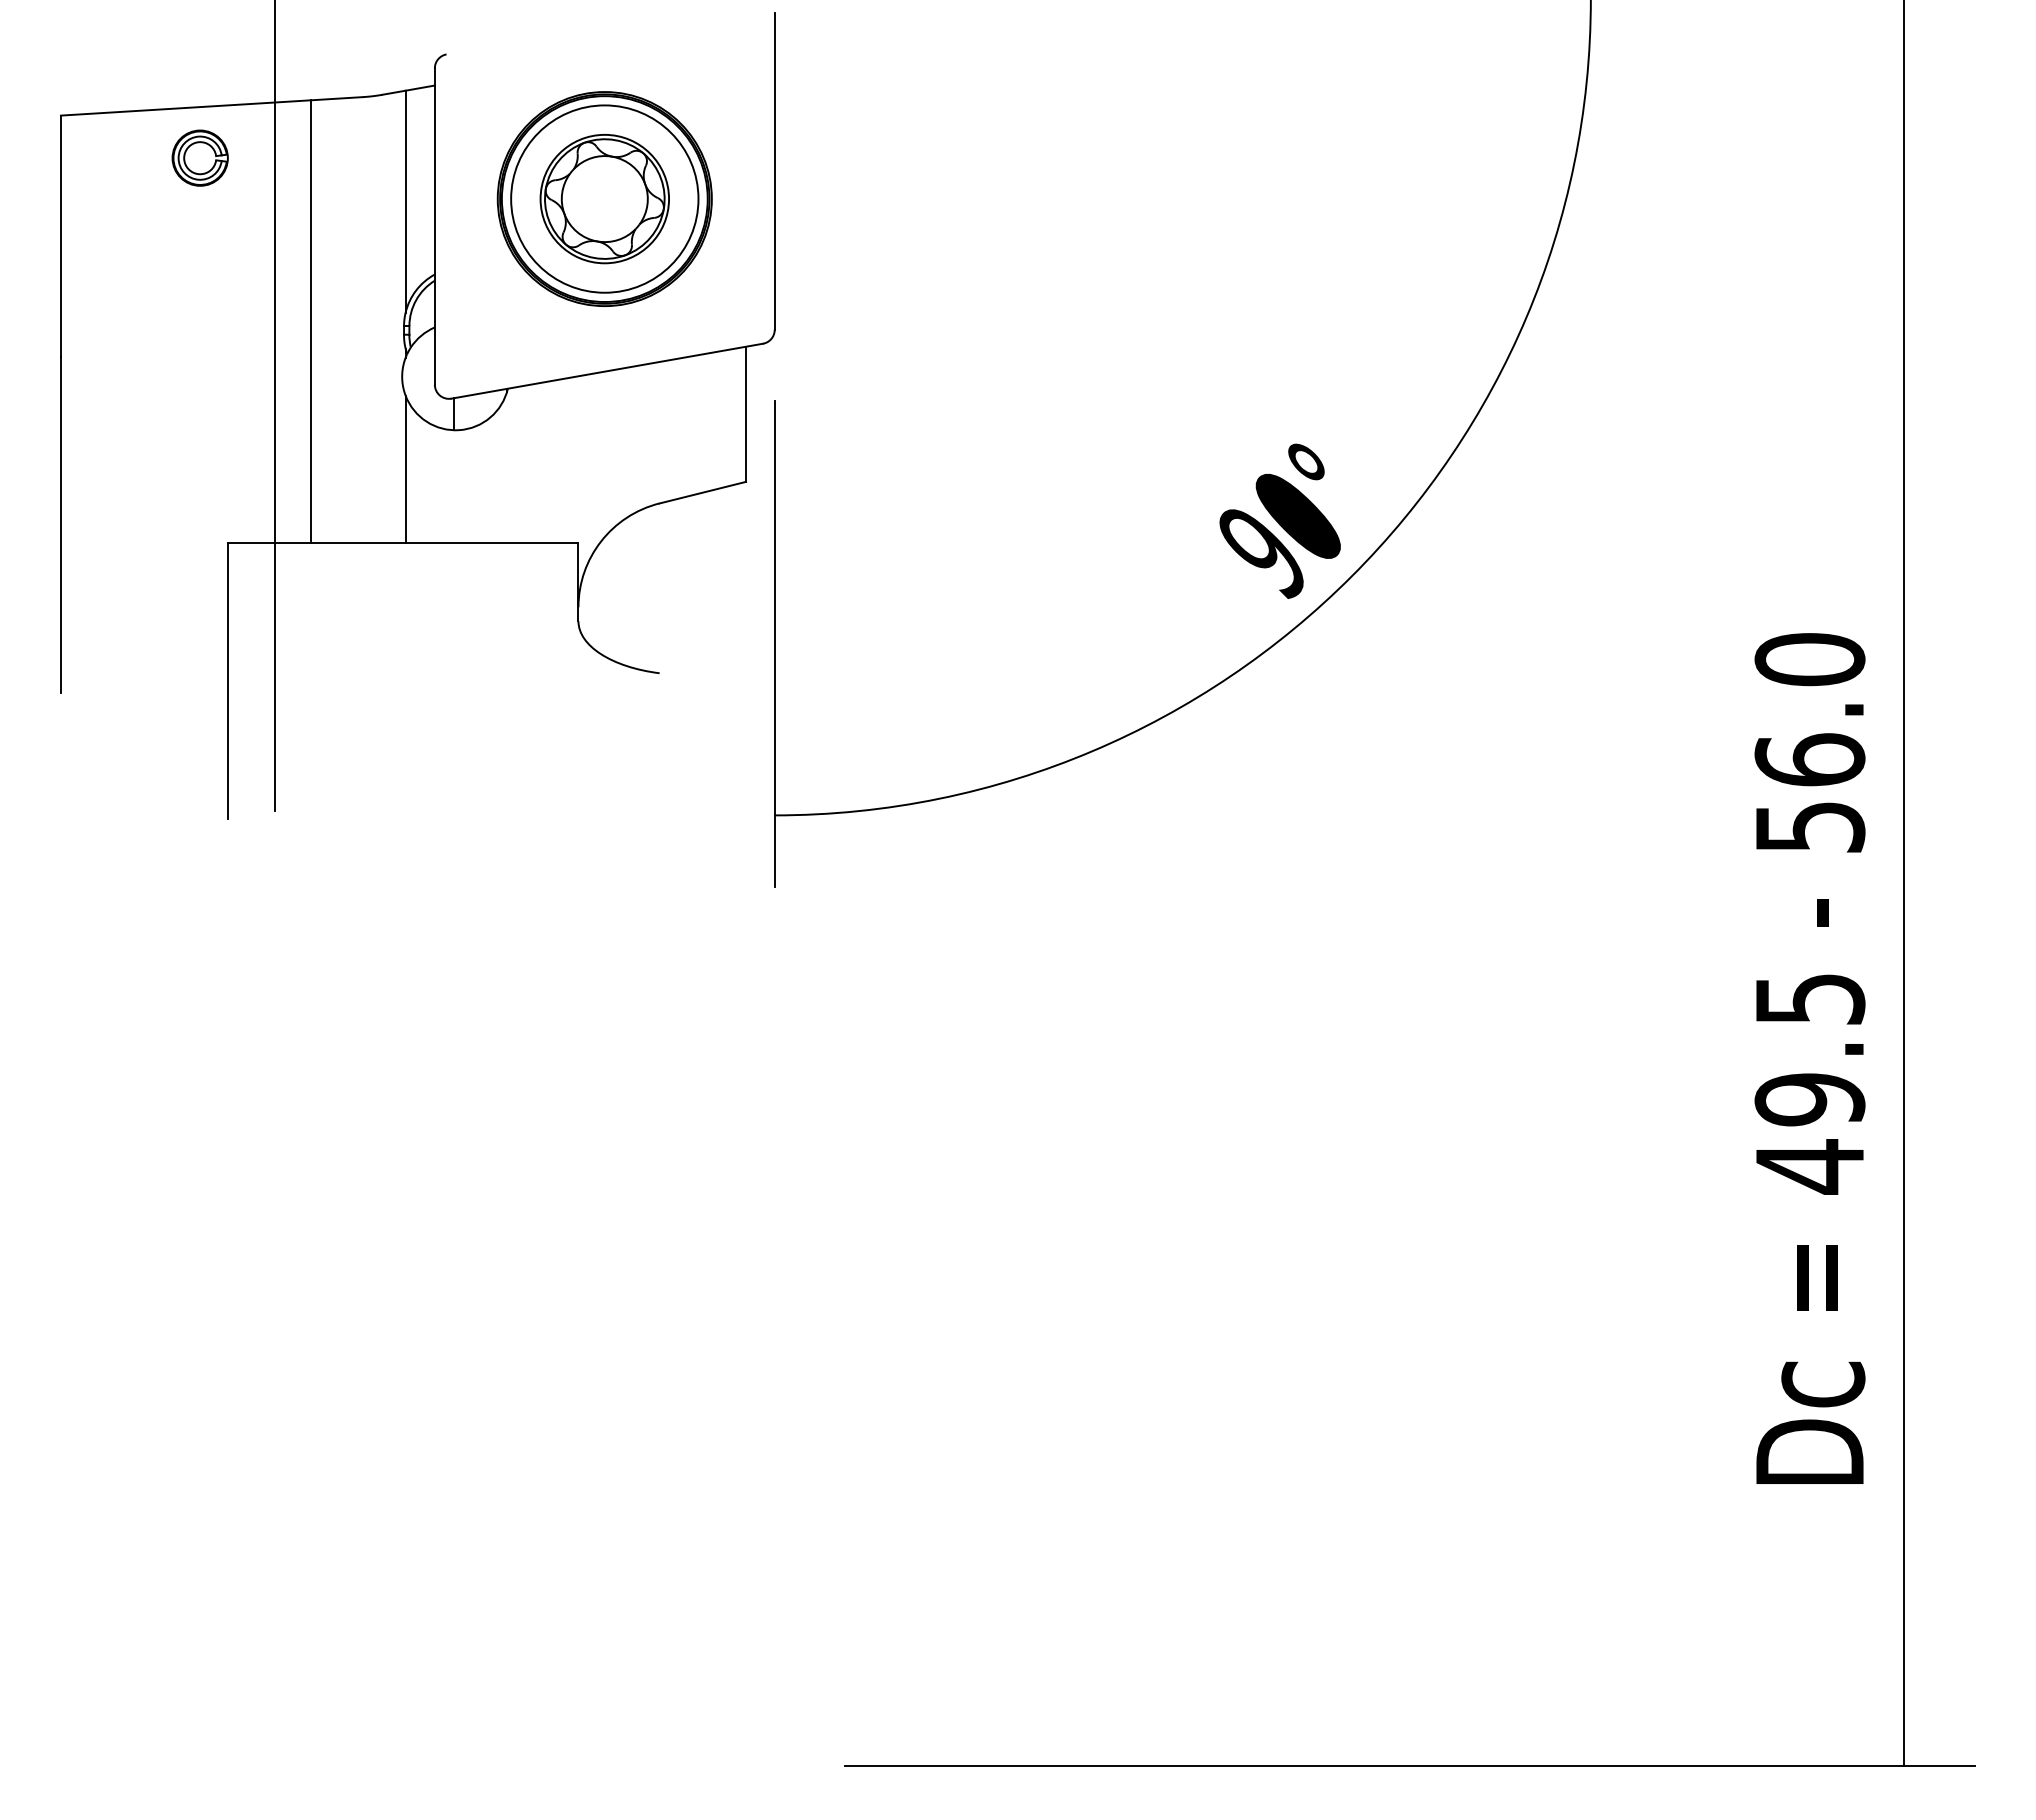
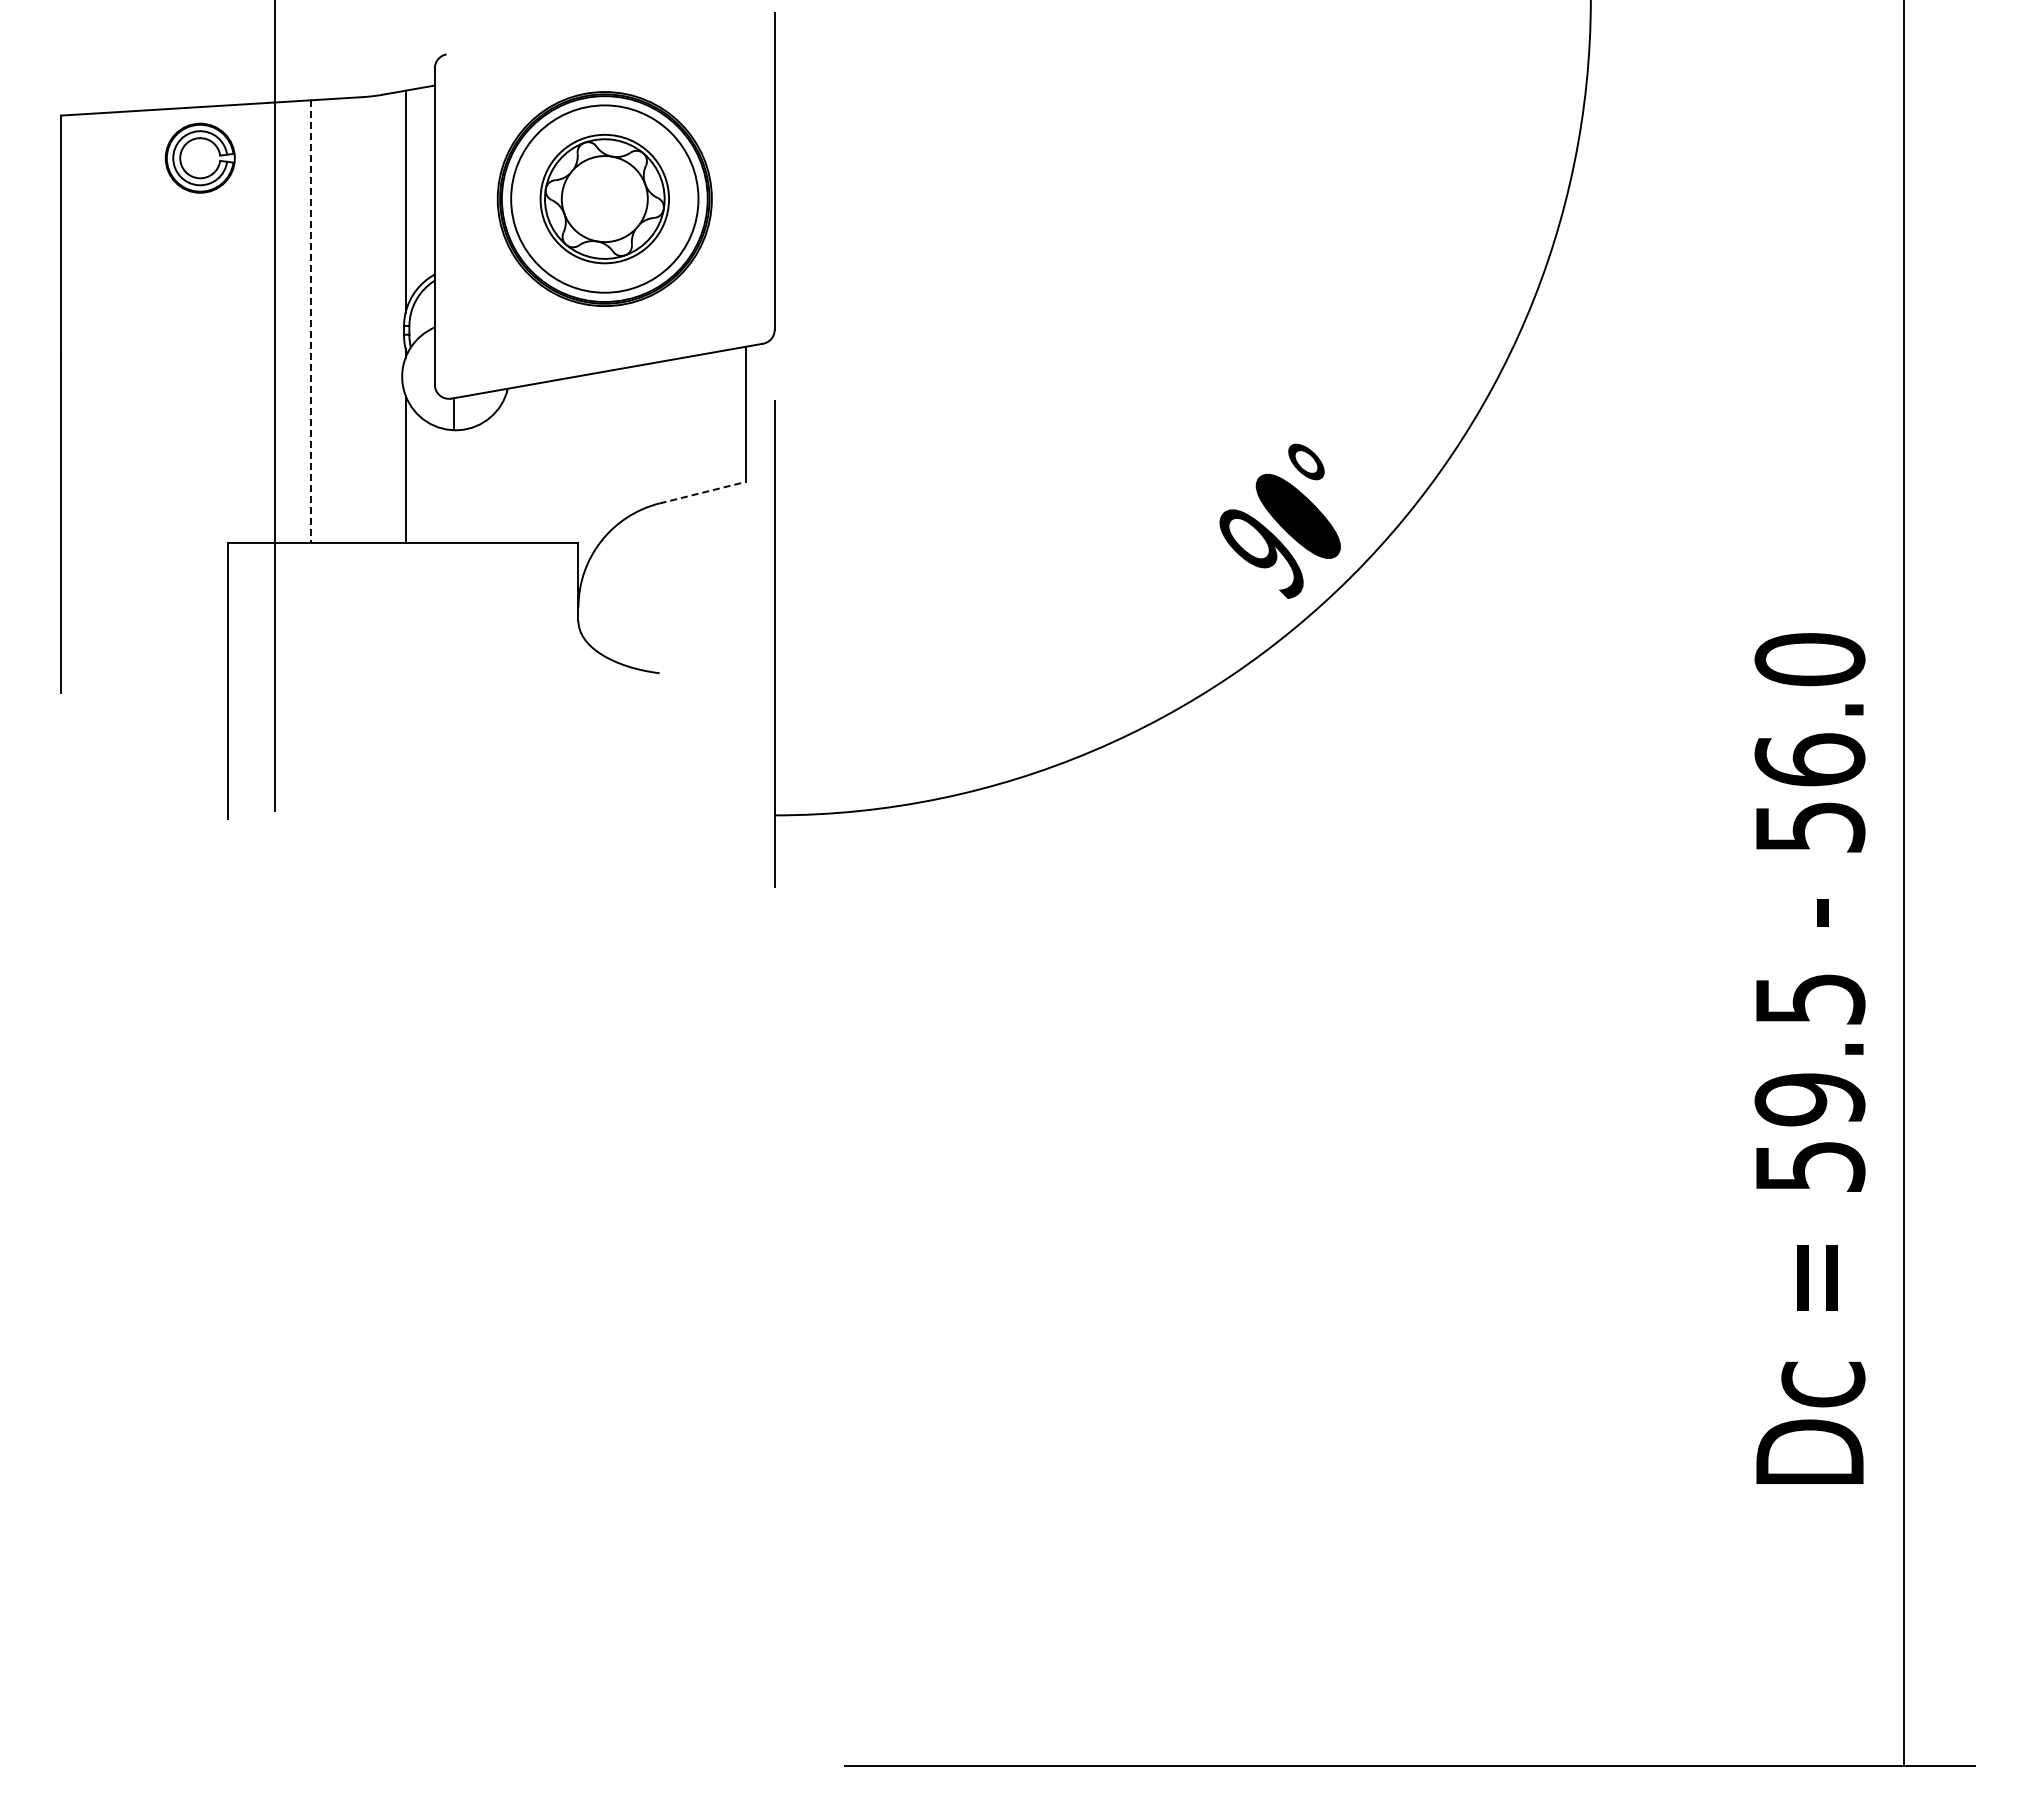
part size: 58x58 px -> 72x72 px (199, 157)
line: solid -> dashed (310, 322)
line: solid -> dashed (702, 492)
text: 49.5 -> 59.5 (1810, 1166)
